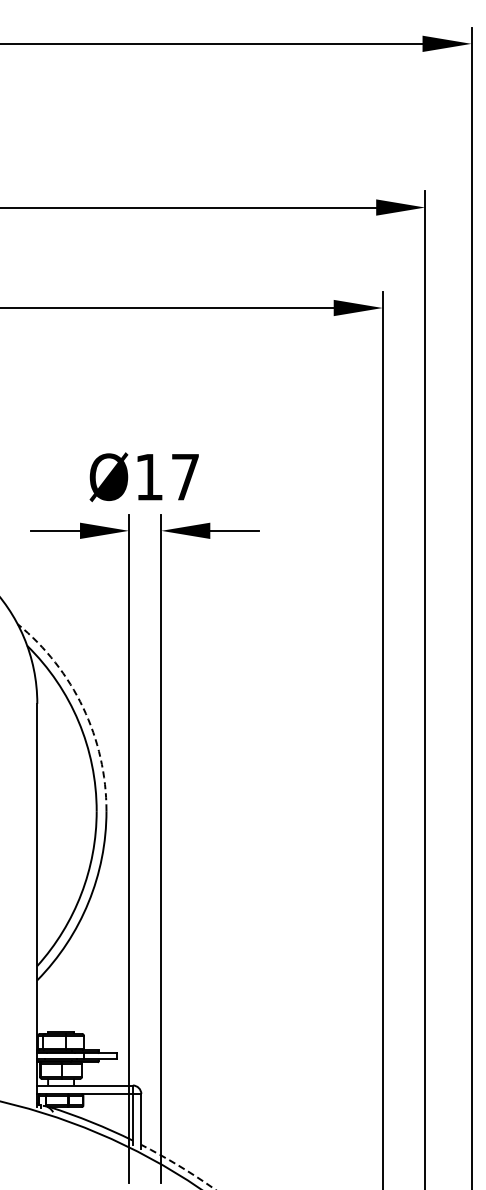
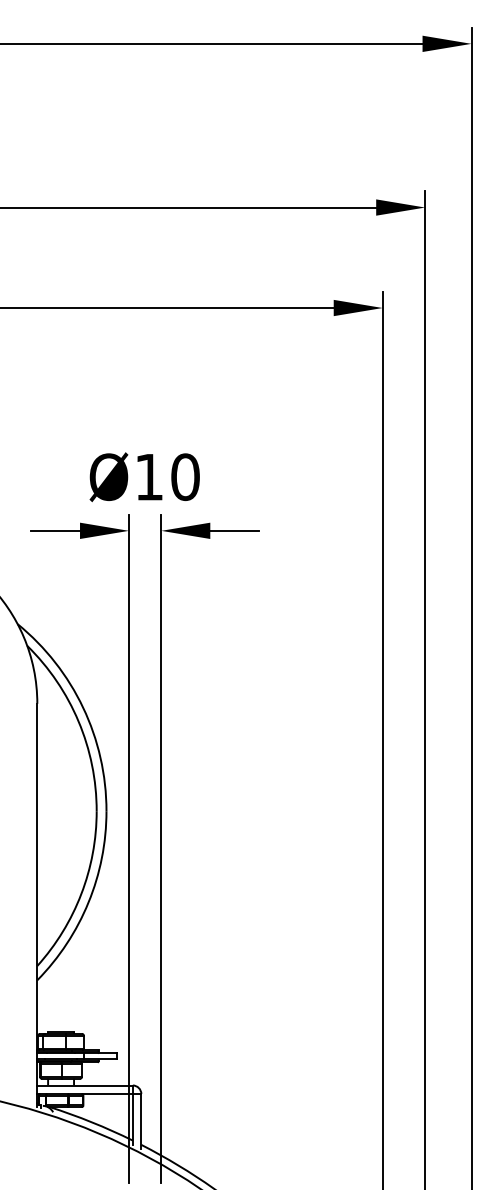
text: Ø17 -> Ø10 (185, 477)
arc: dashed -> solid (83, 707)
arc: dashed -> solid (179, 1166)
